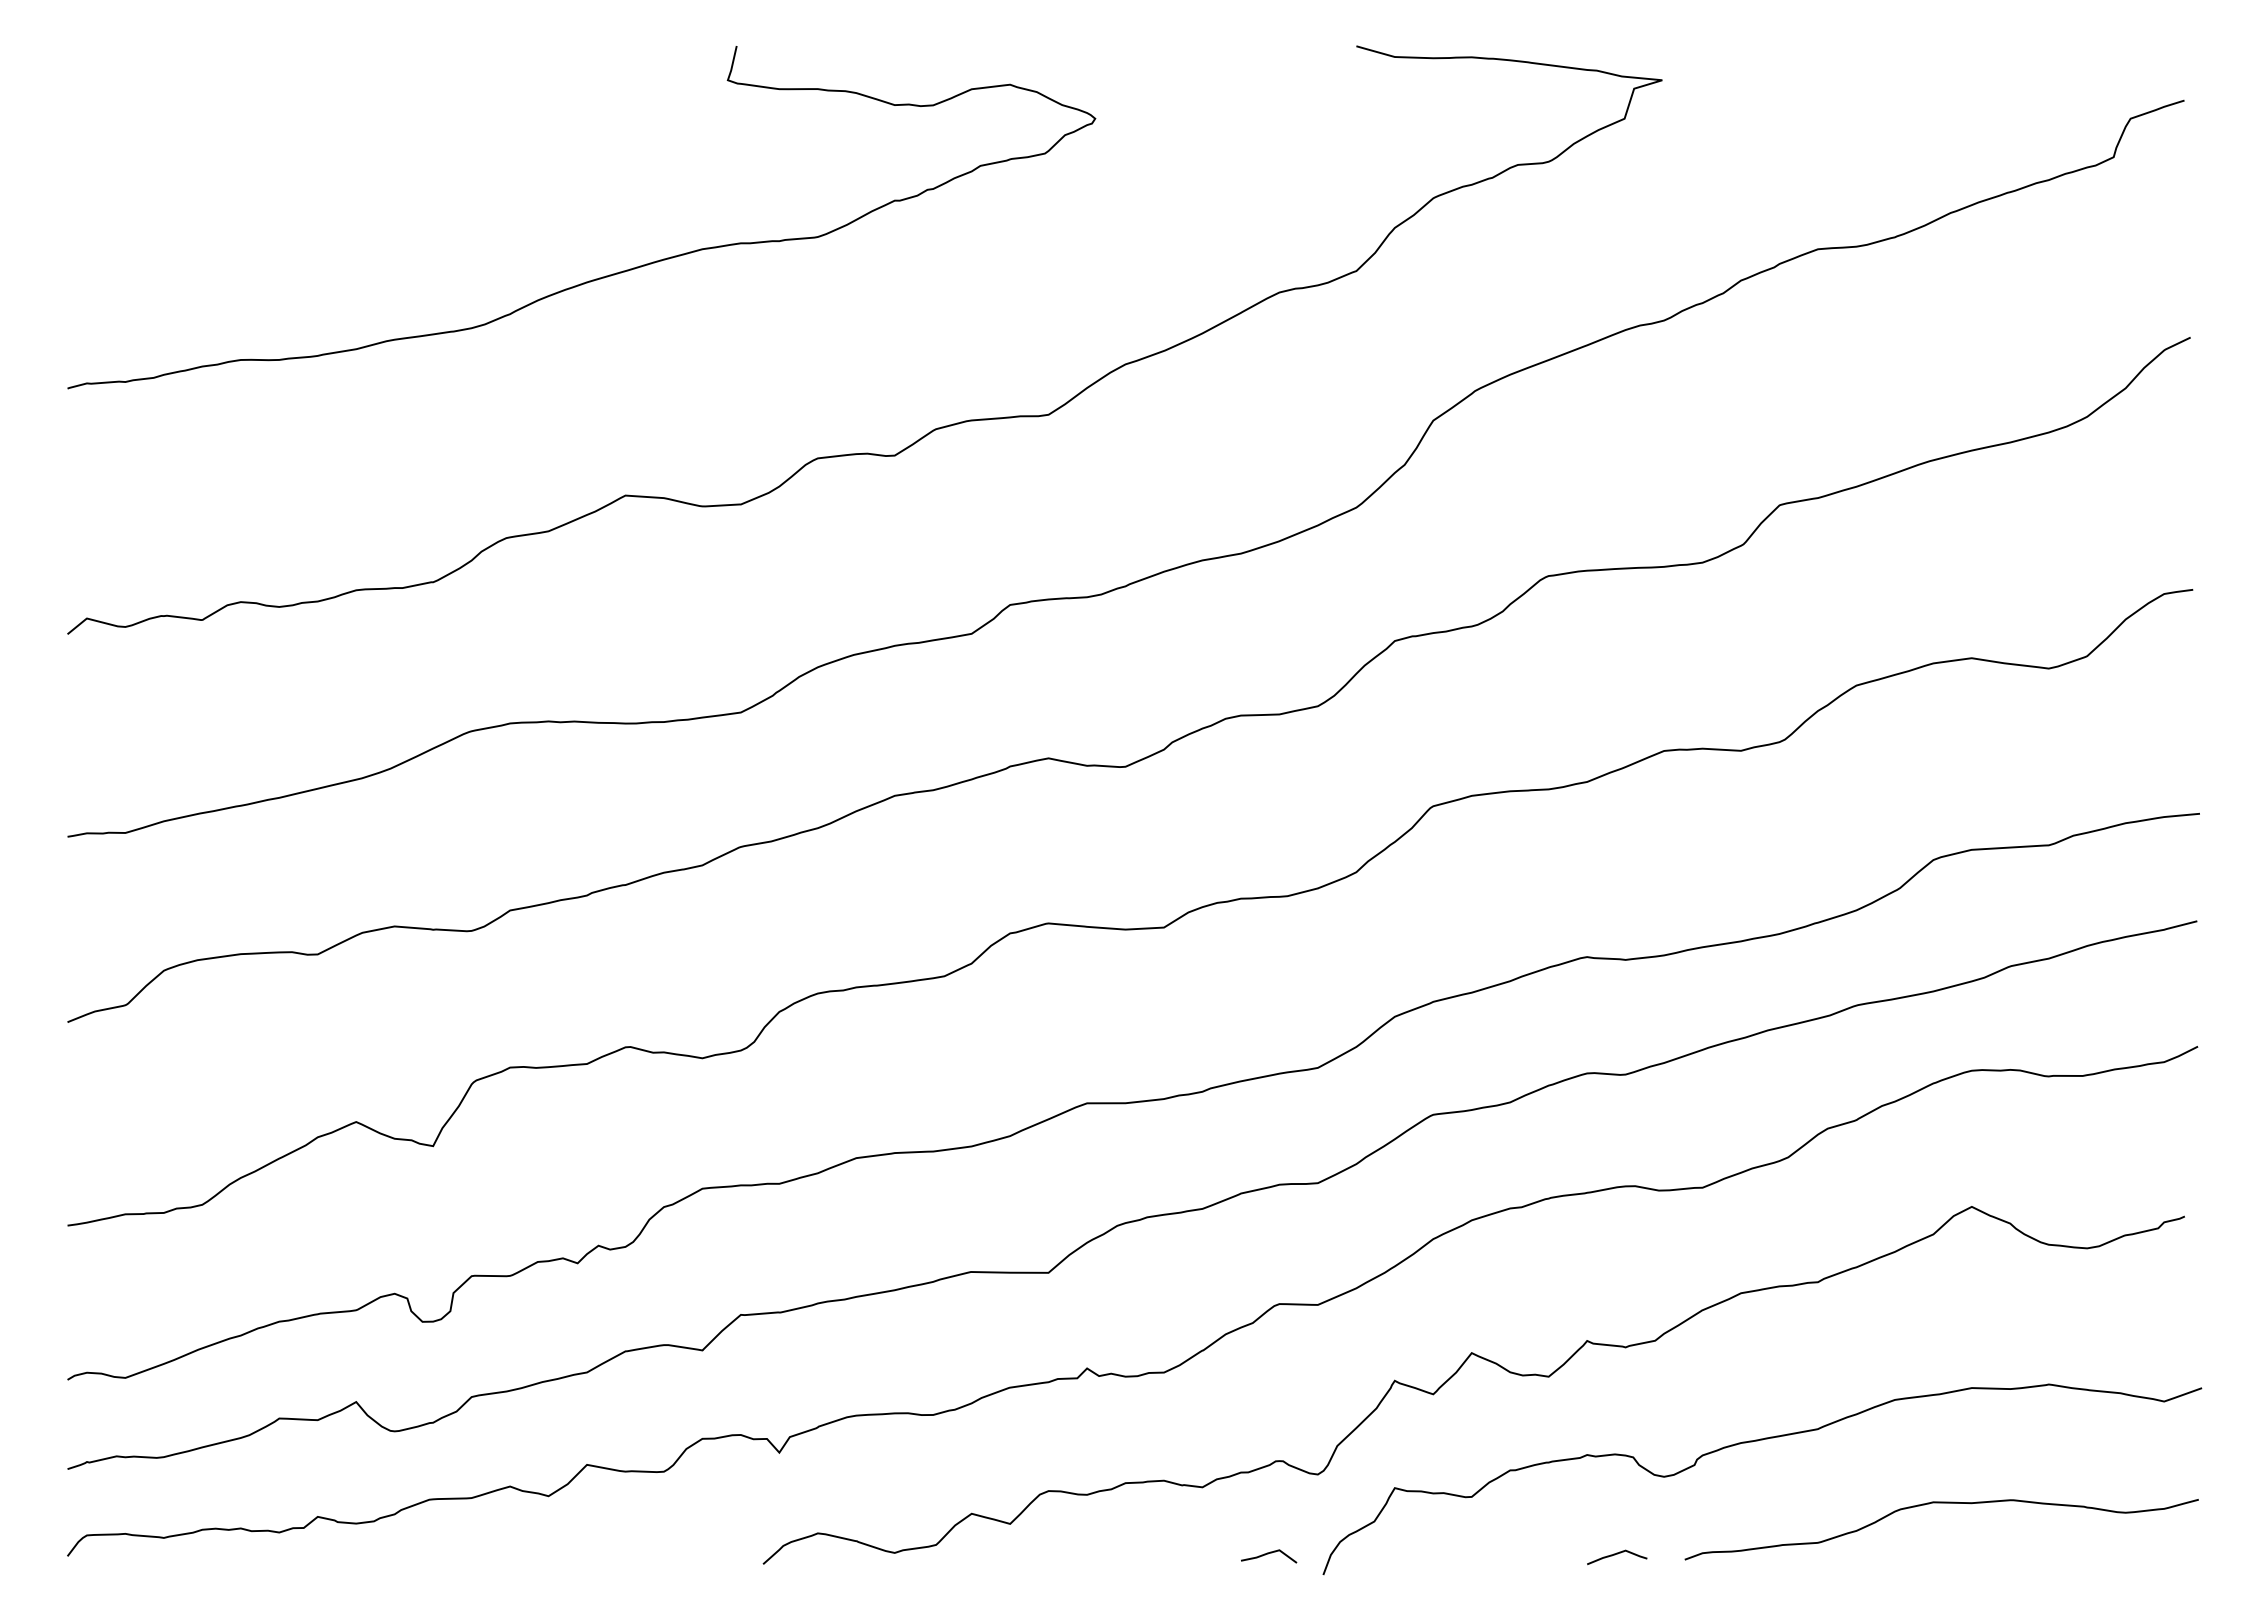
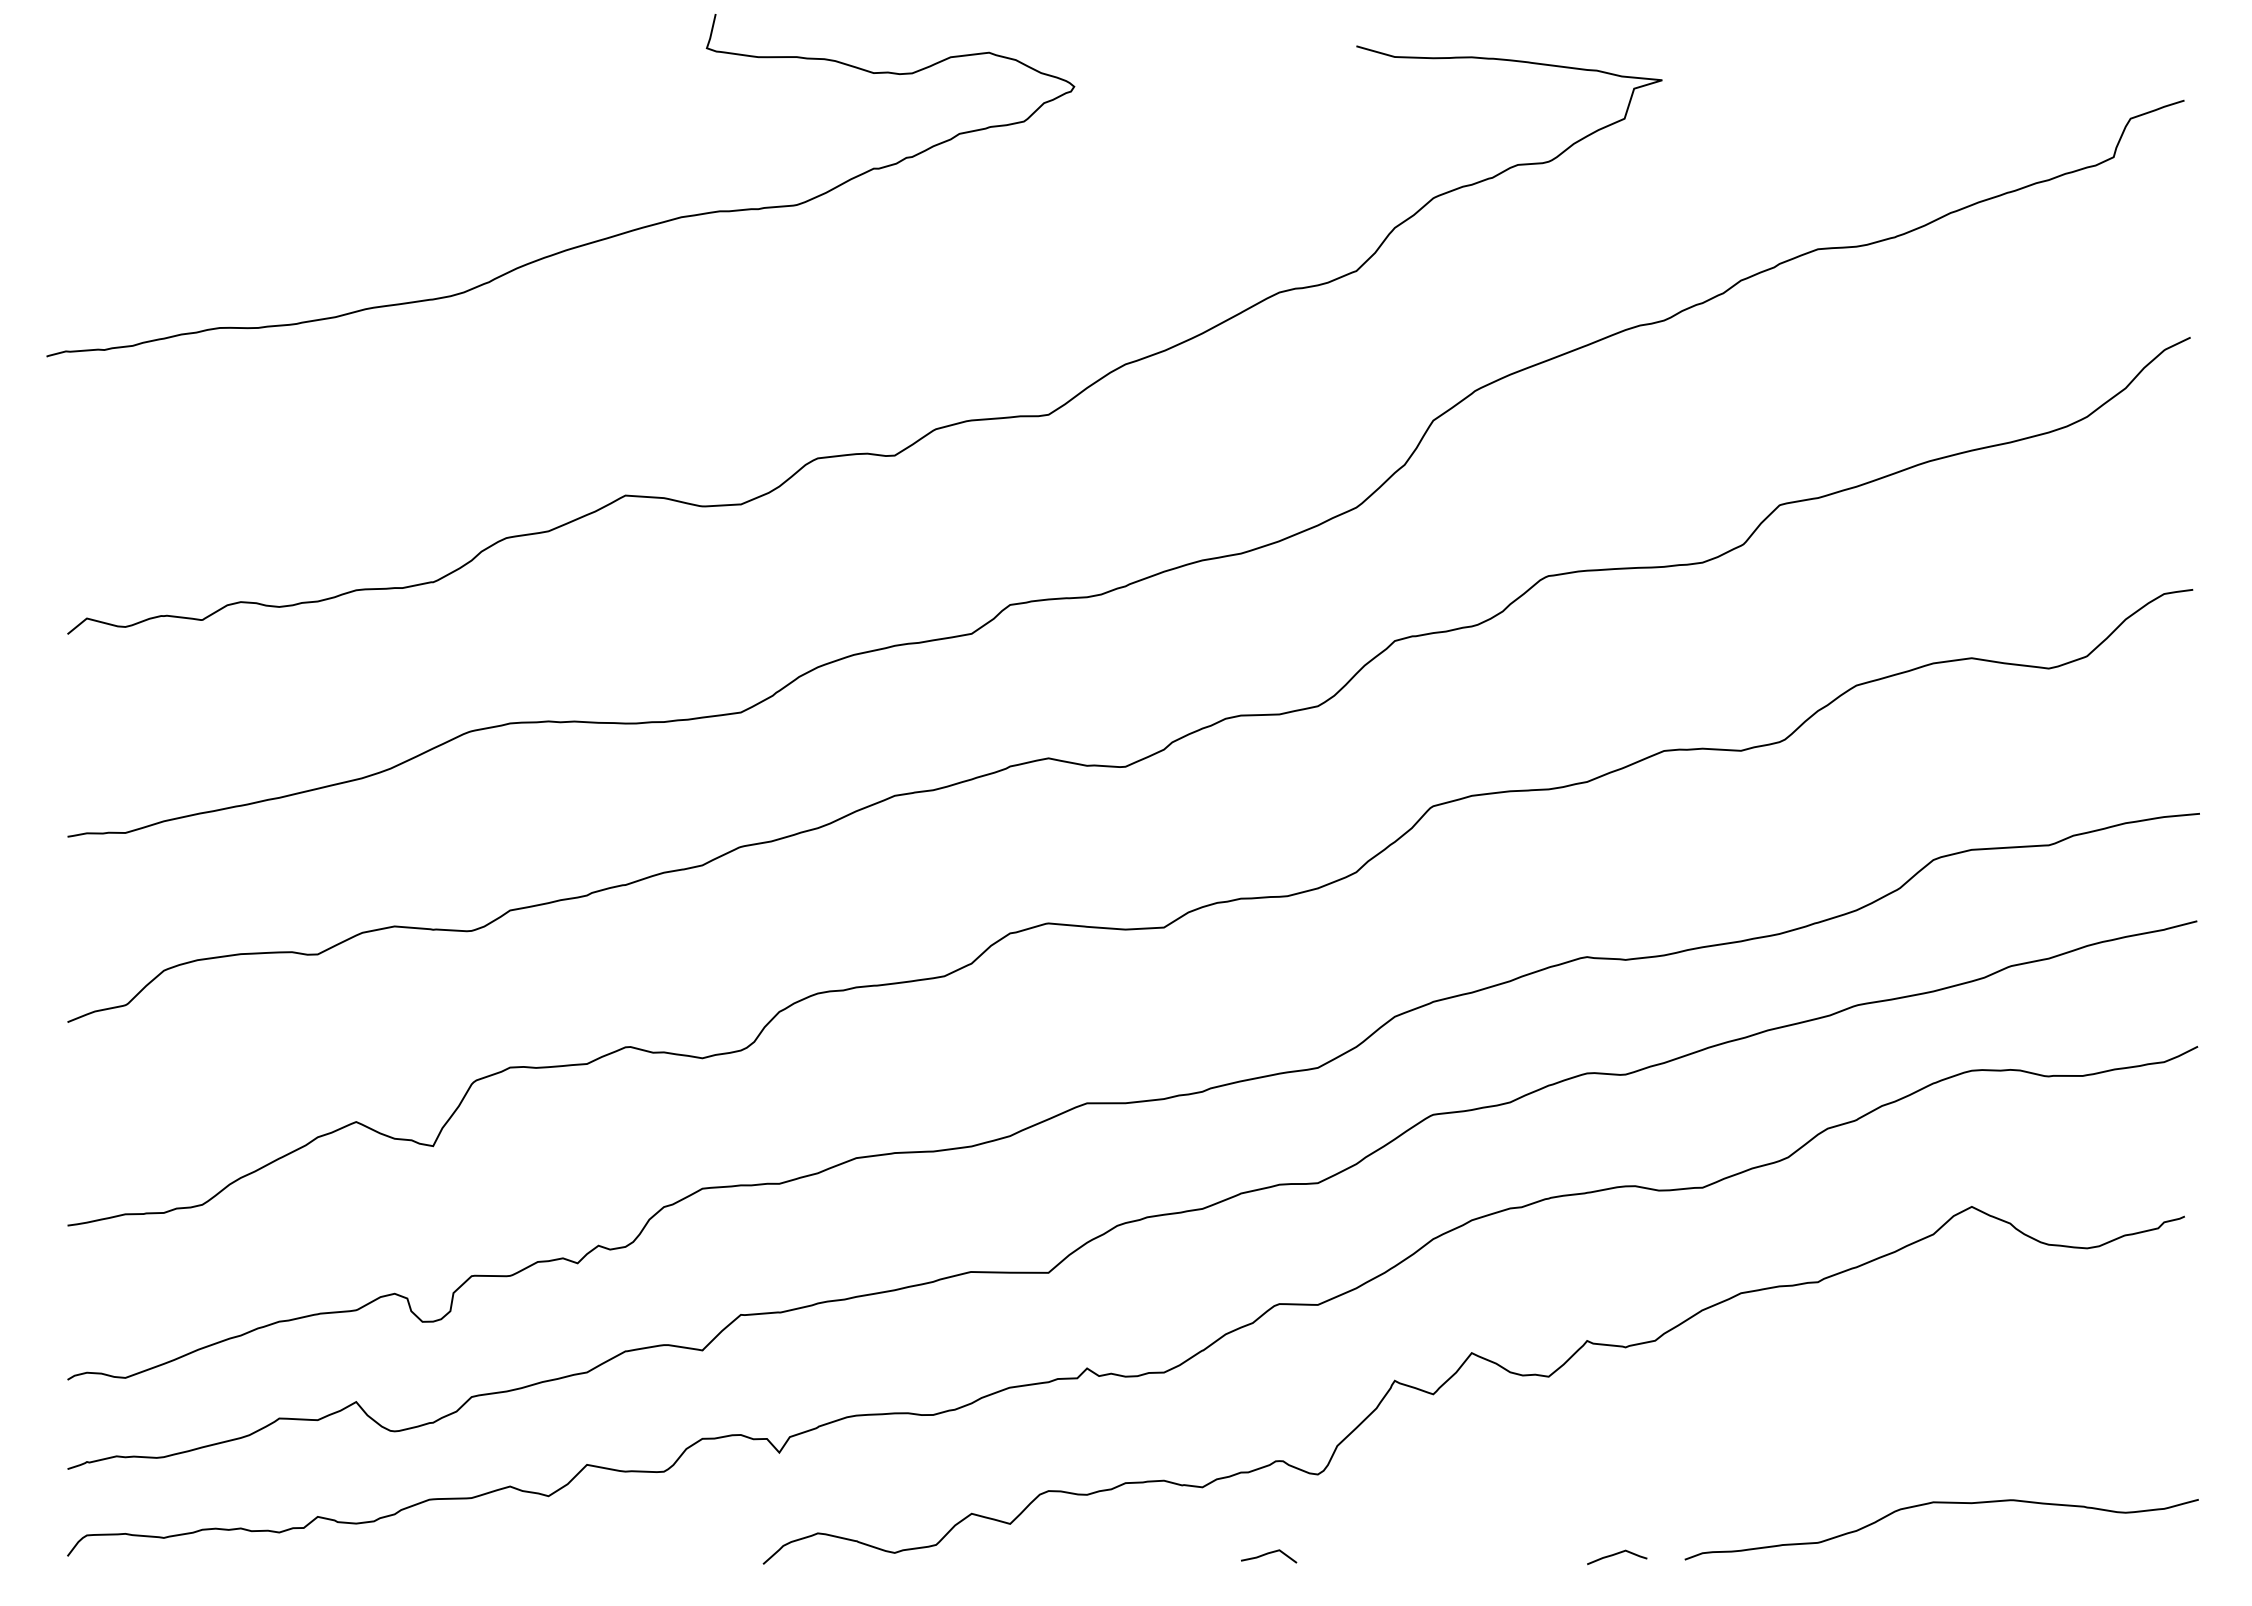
curve position: (595, 278) -> (574, 246) (574, 246)
curve: present -> none (1757, 1441)
